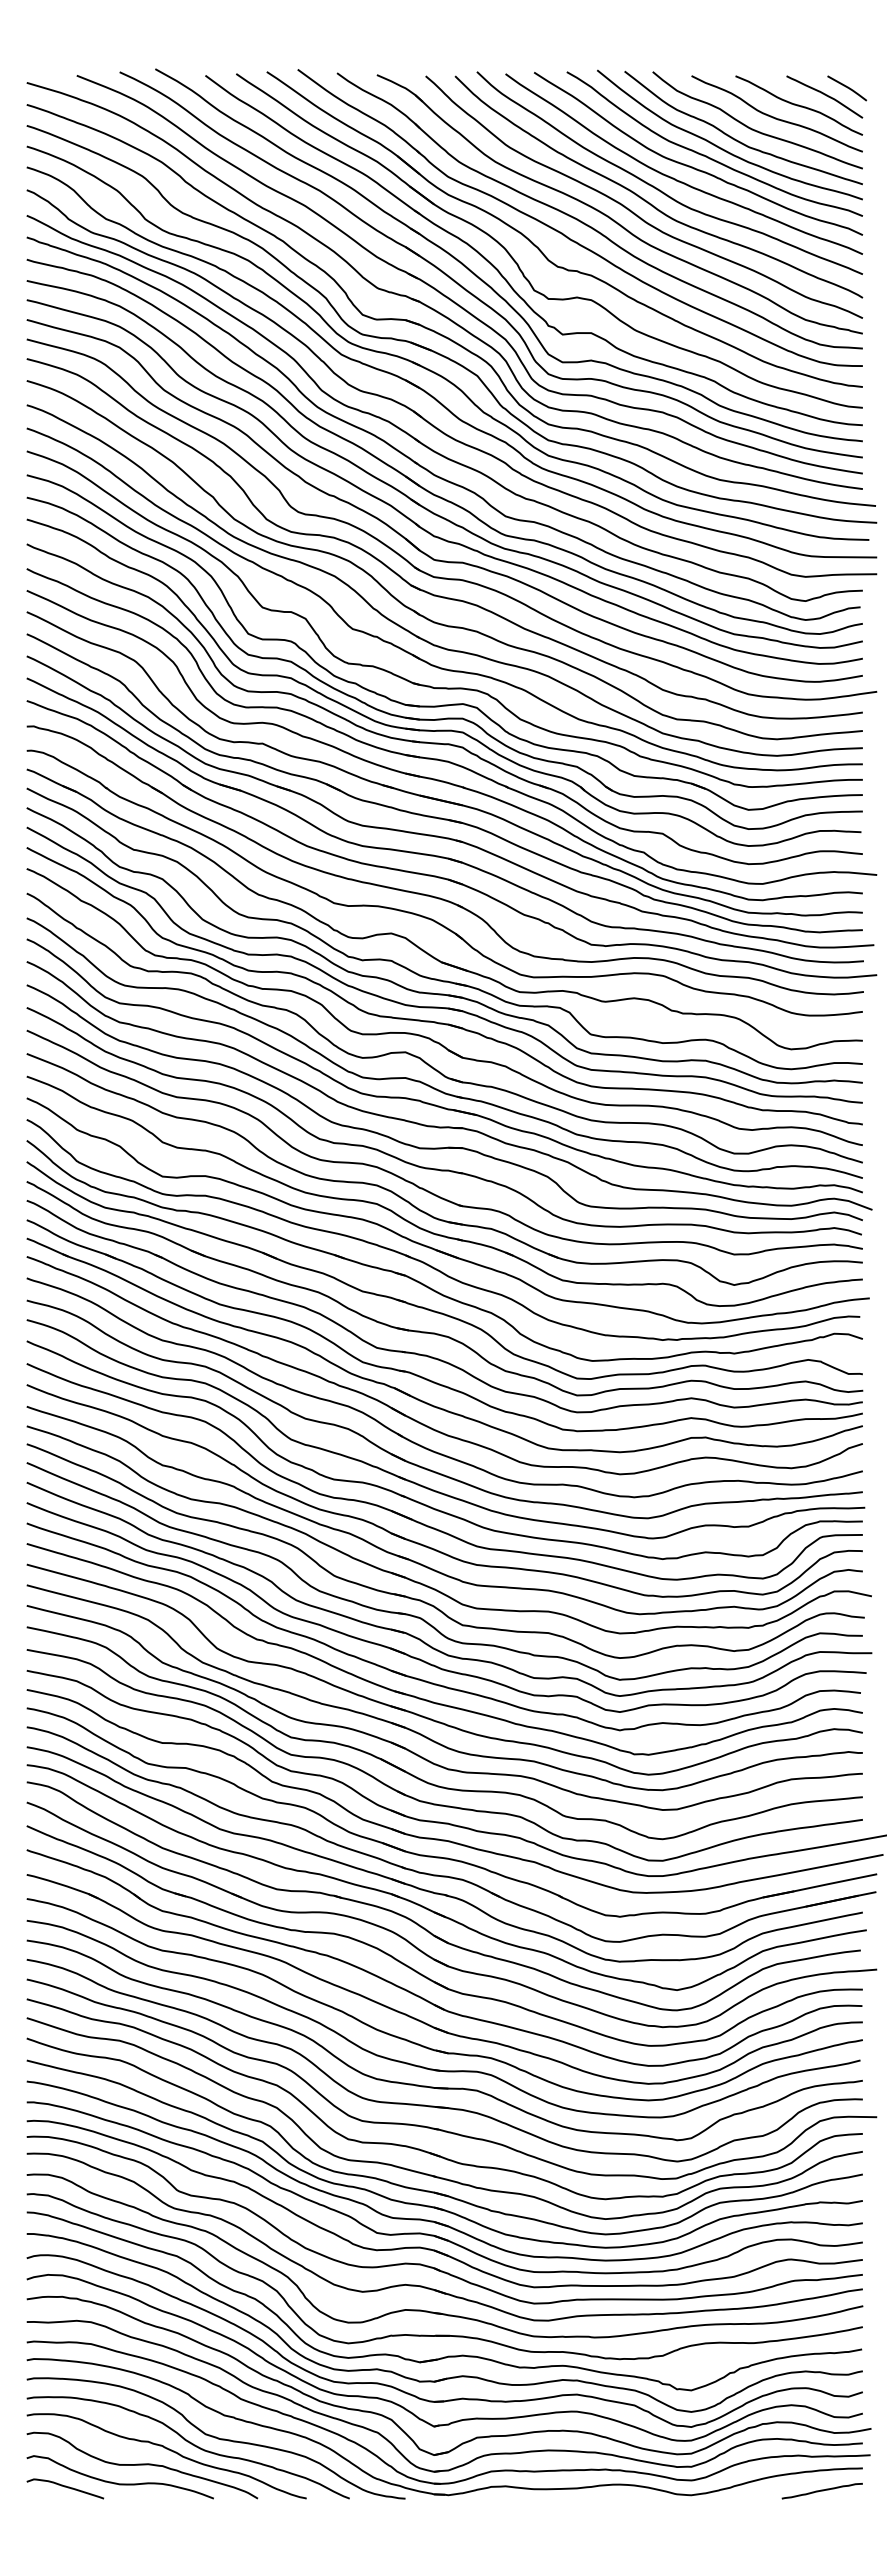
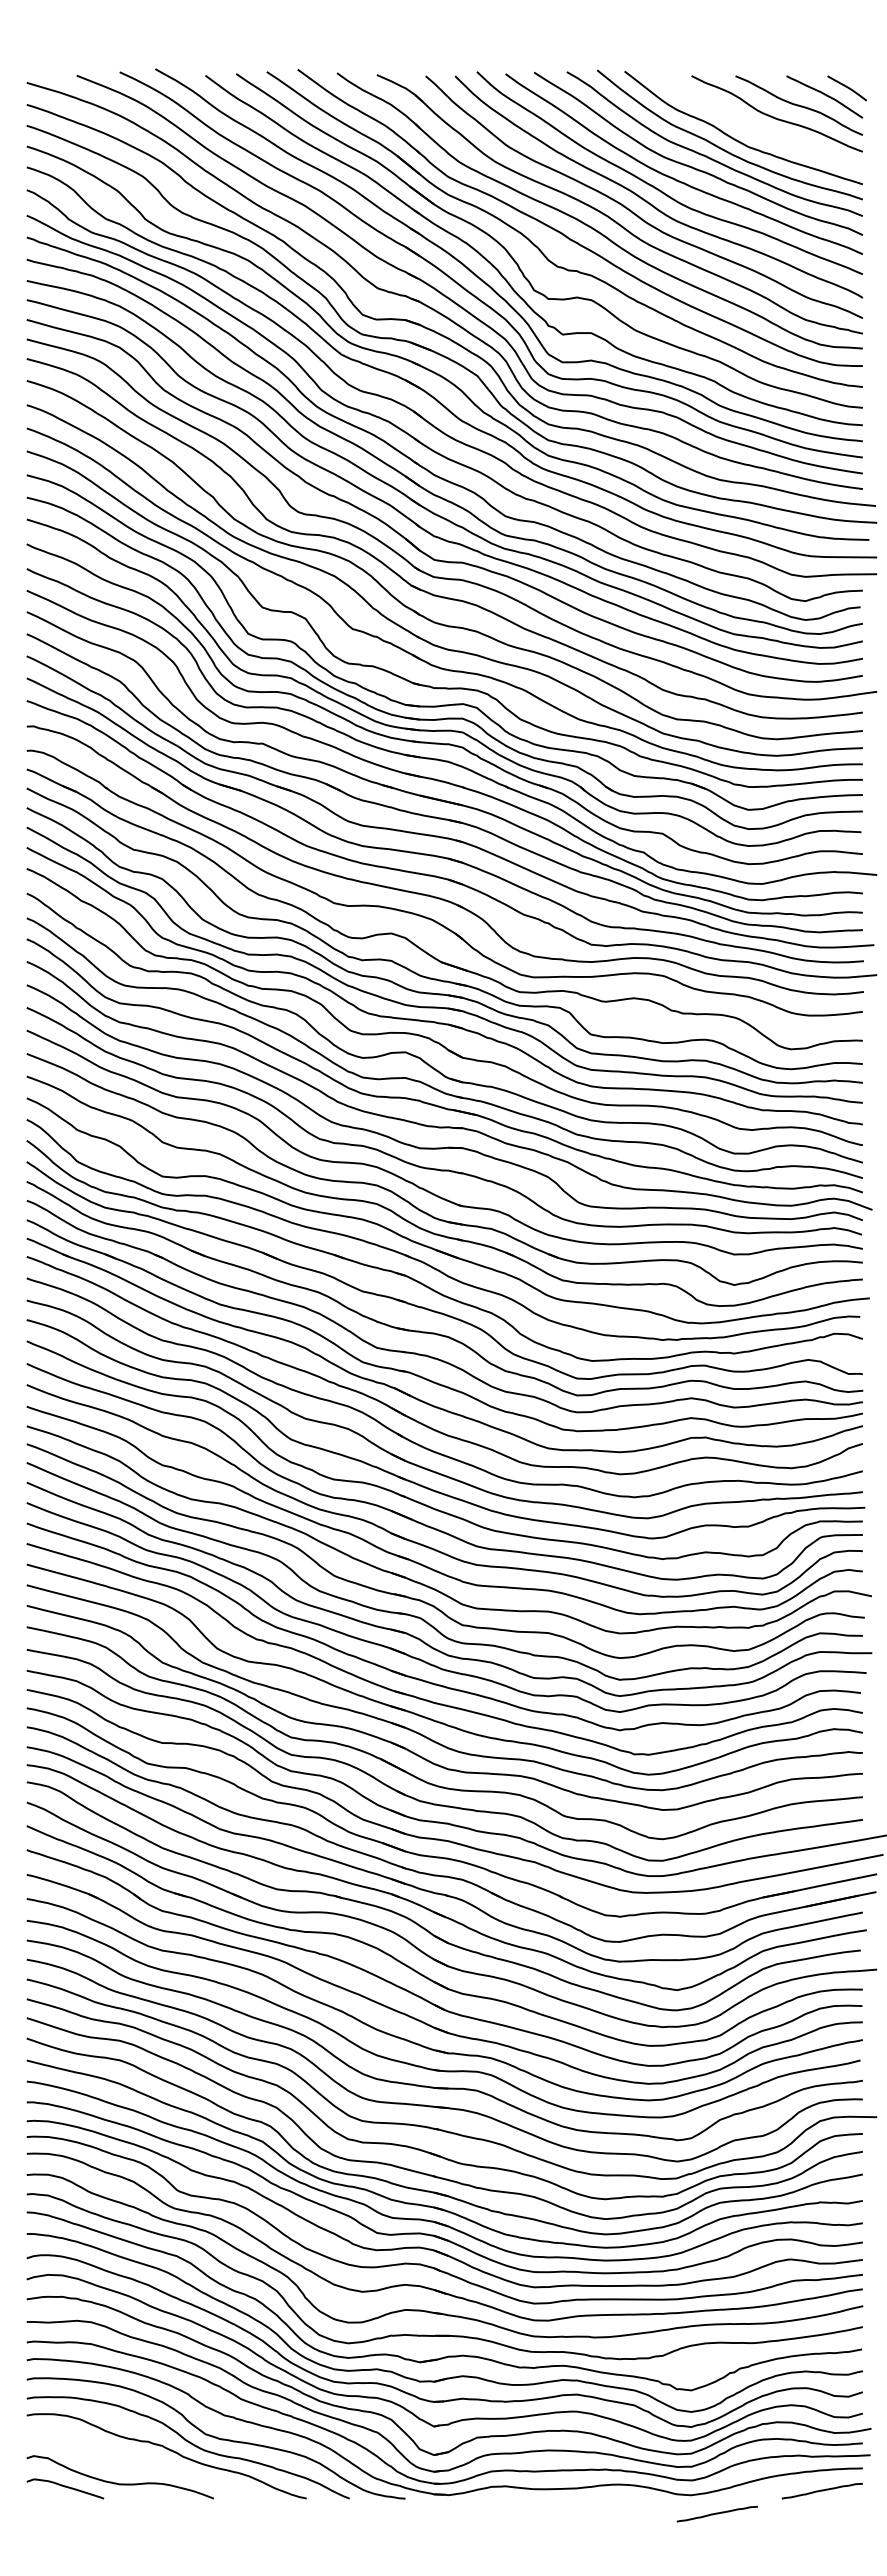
curve: present -> none (755, 129)
curve: present -> none (142, 2465)
line: none -> present (716, 2514)
